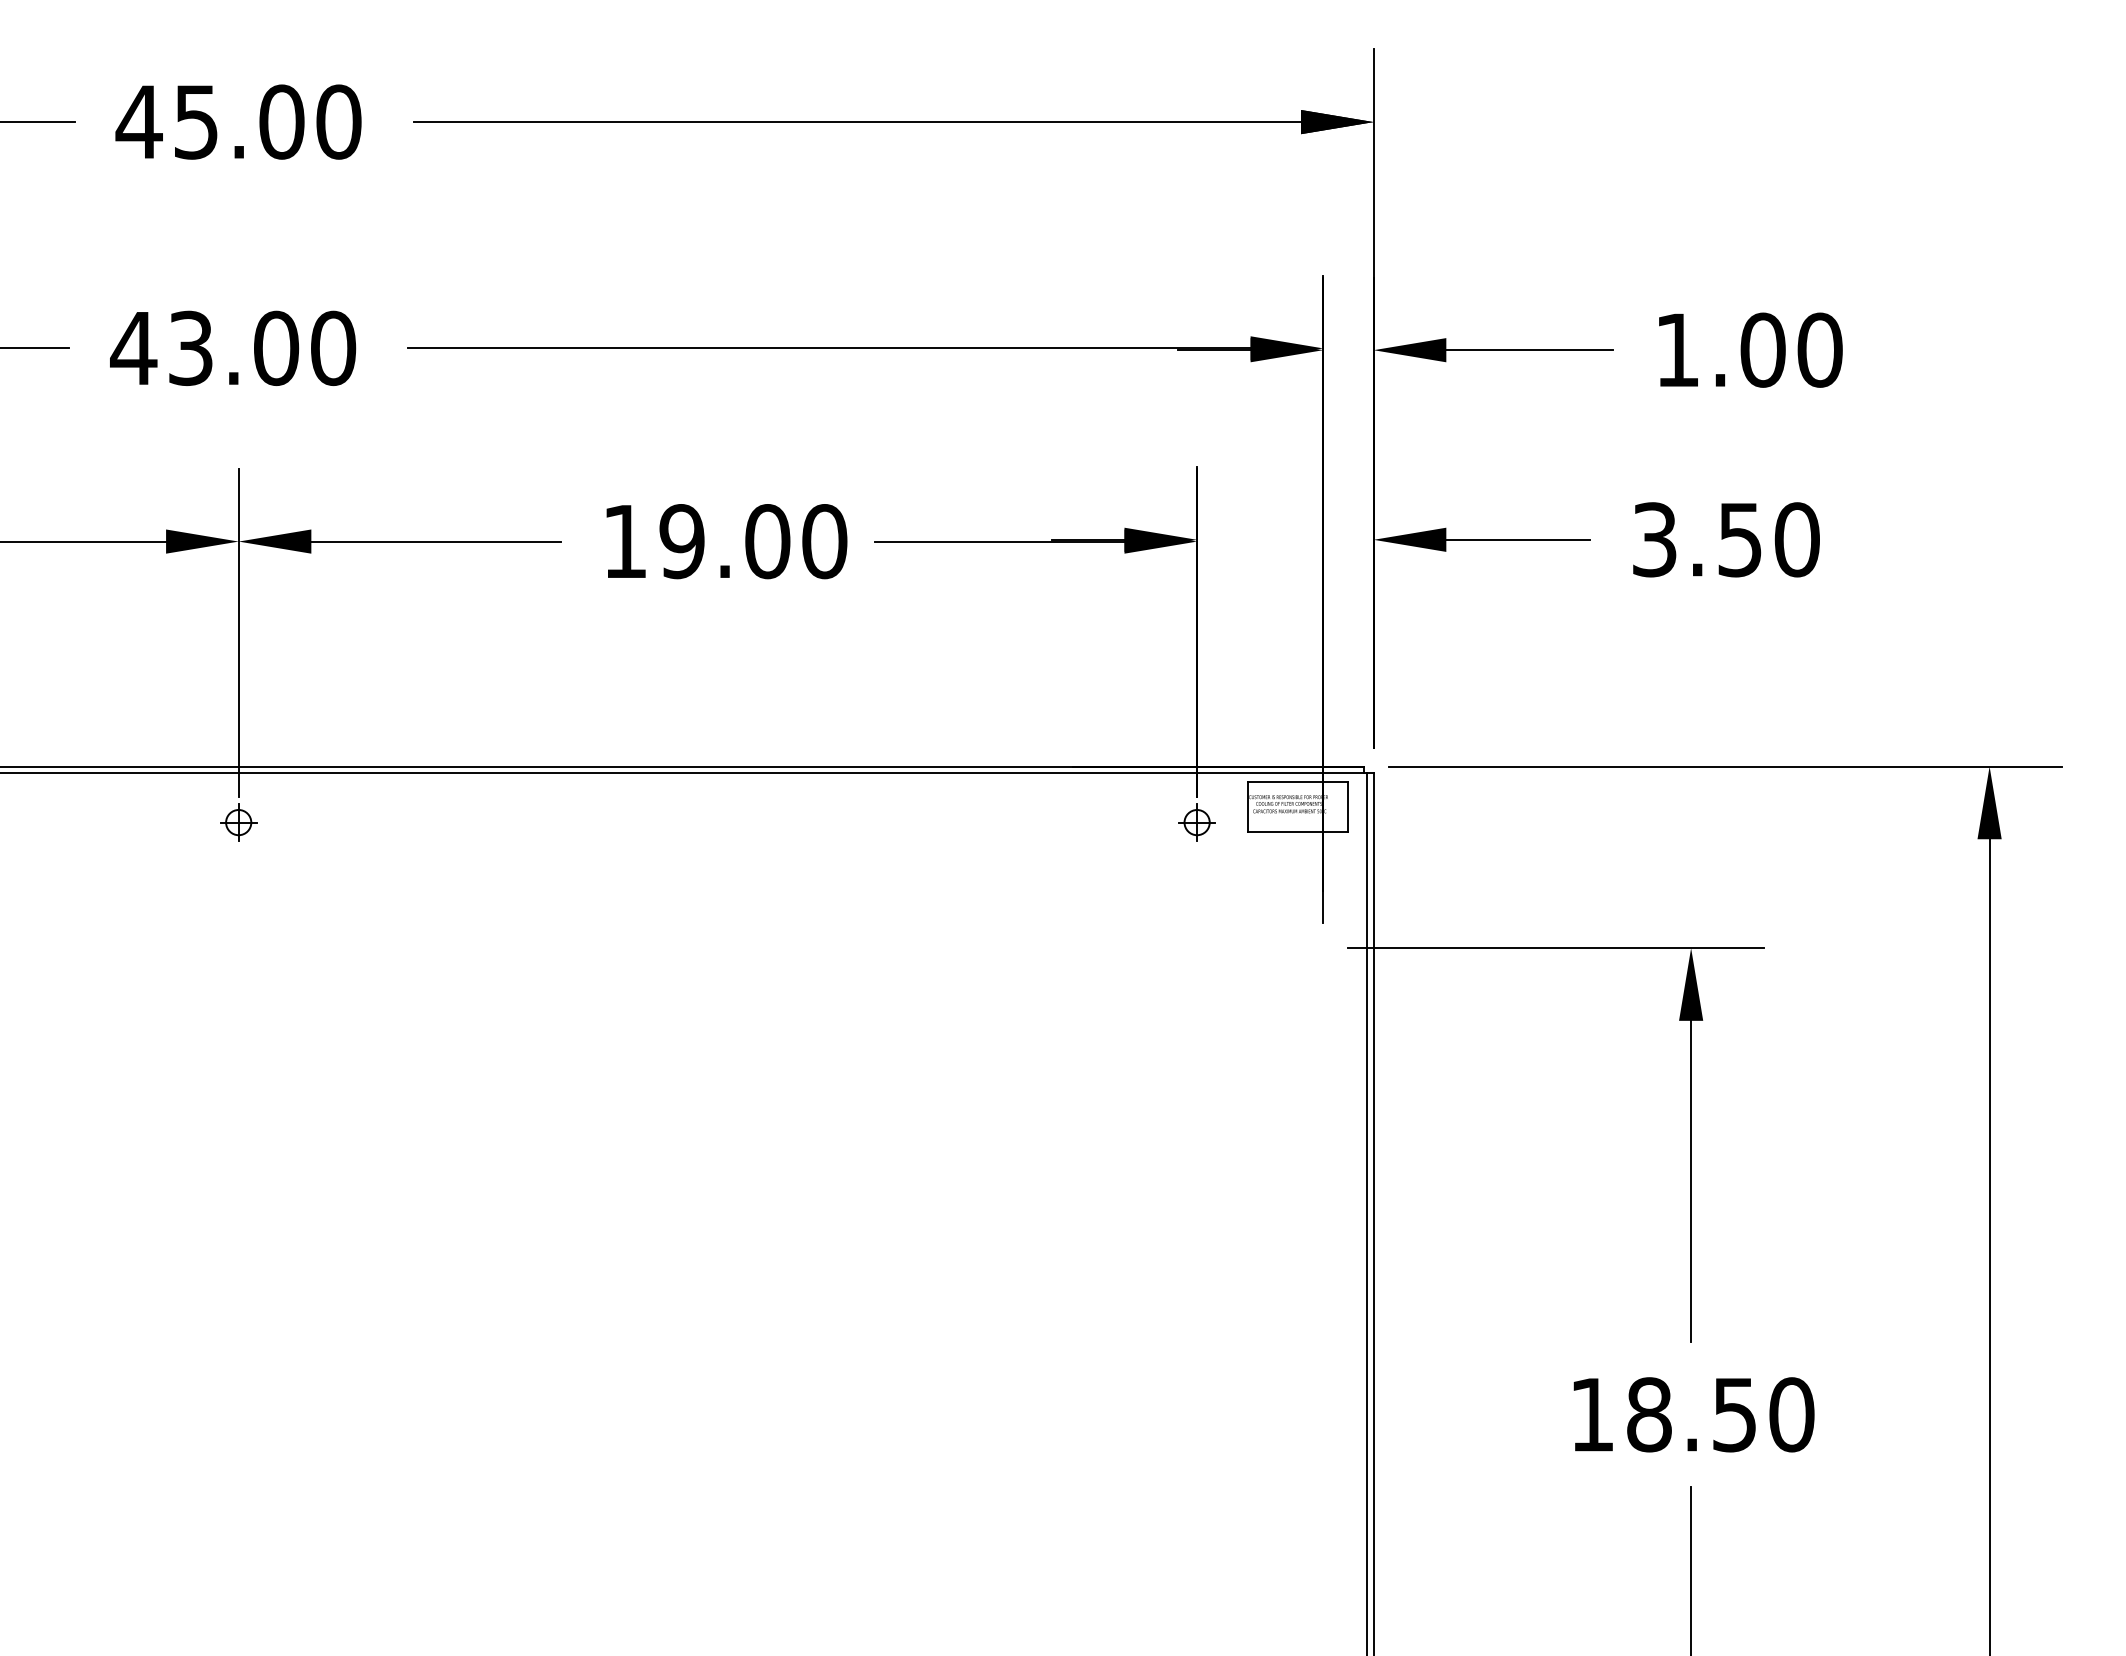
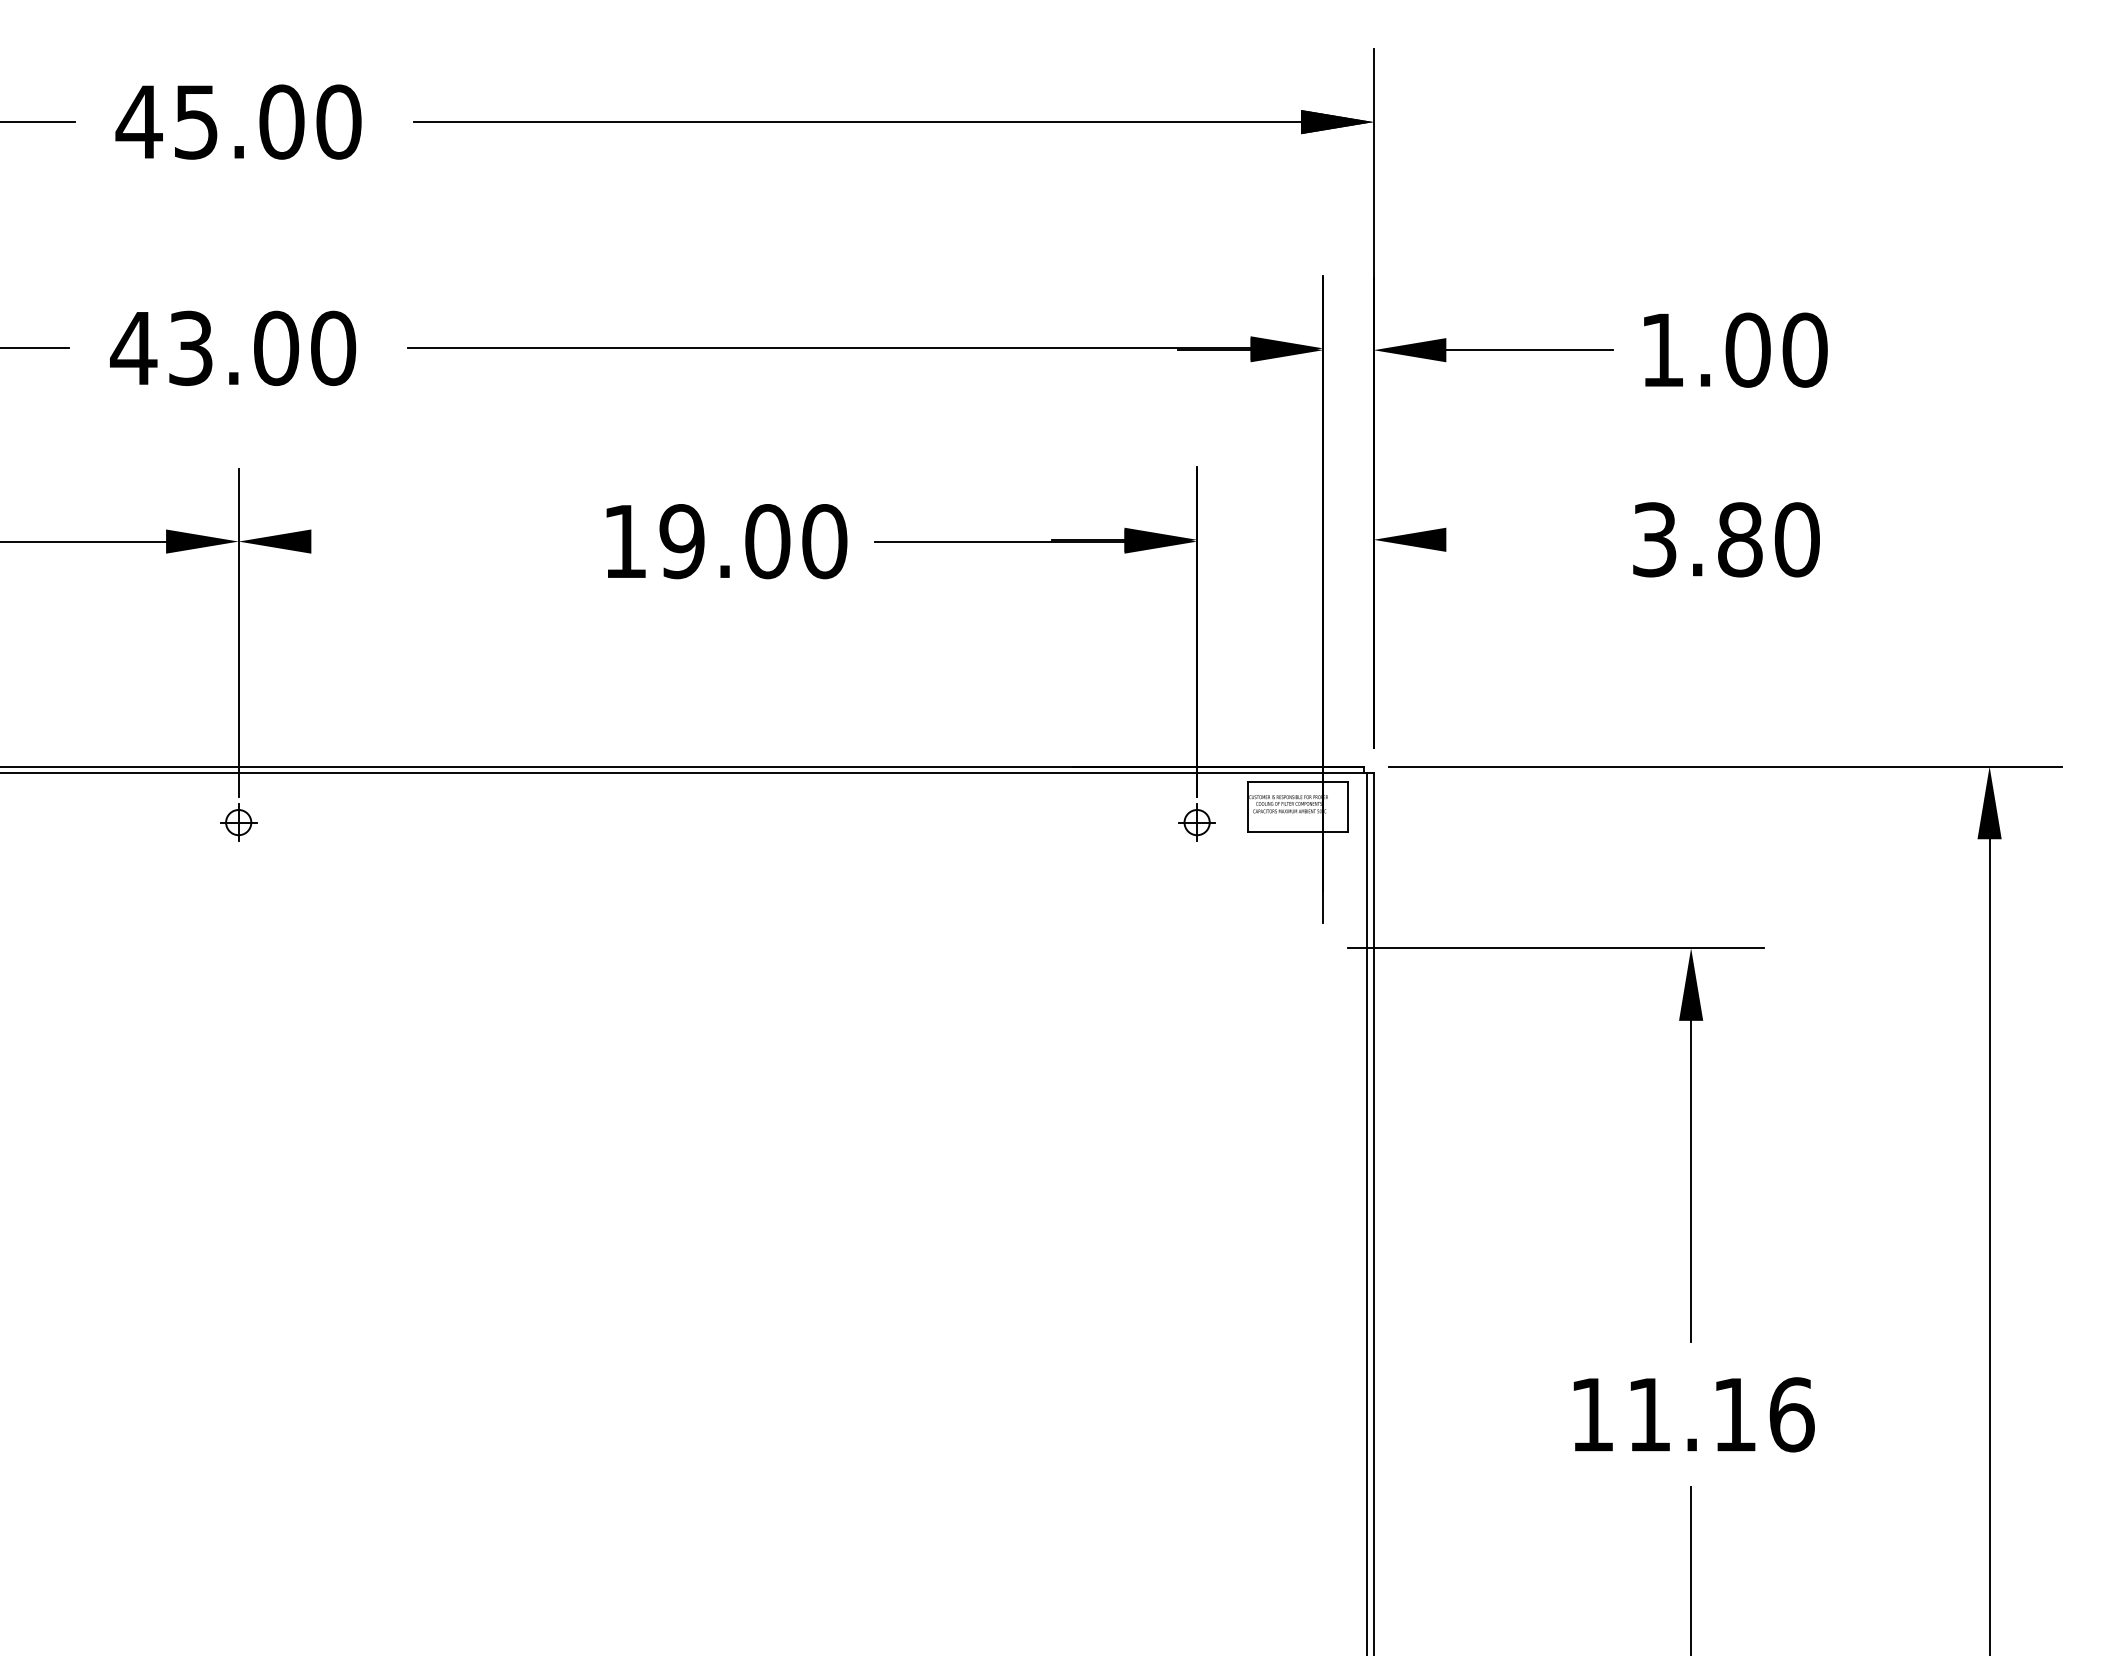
text position: (1750, 349) -> (1735, 349) (1735, 349)
line: present -> none (1518, 539)
text: 3.50 -> 3.80 (1740, 539)
line: present -> none (435, 541)
text: 18.50 -> 11.16 (1720, 1414)
